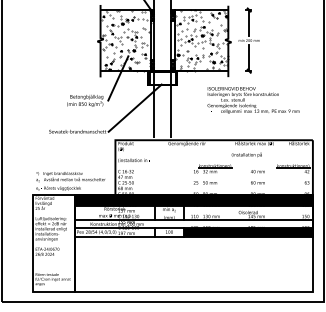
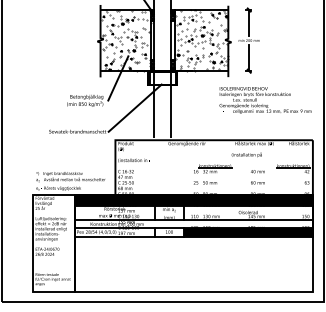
text position: (253, 100) -> (265, 100) (265, 100)
